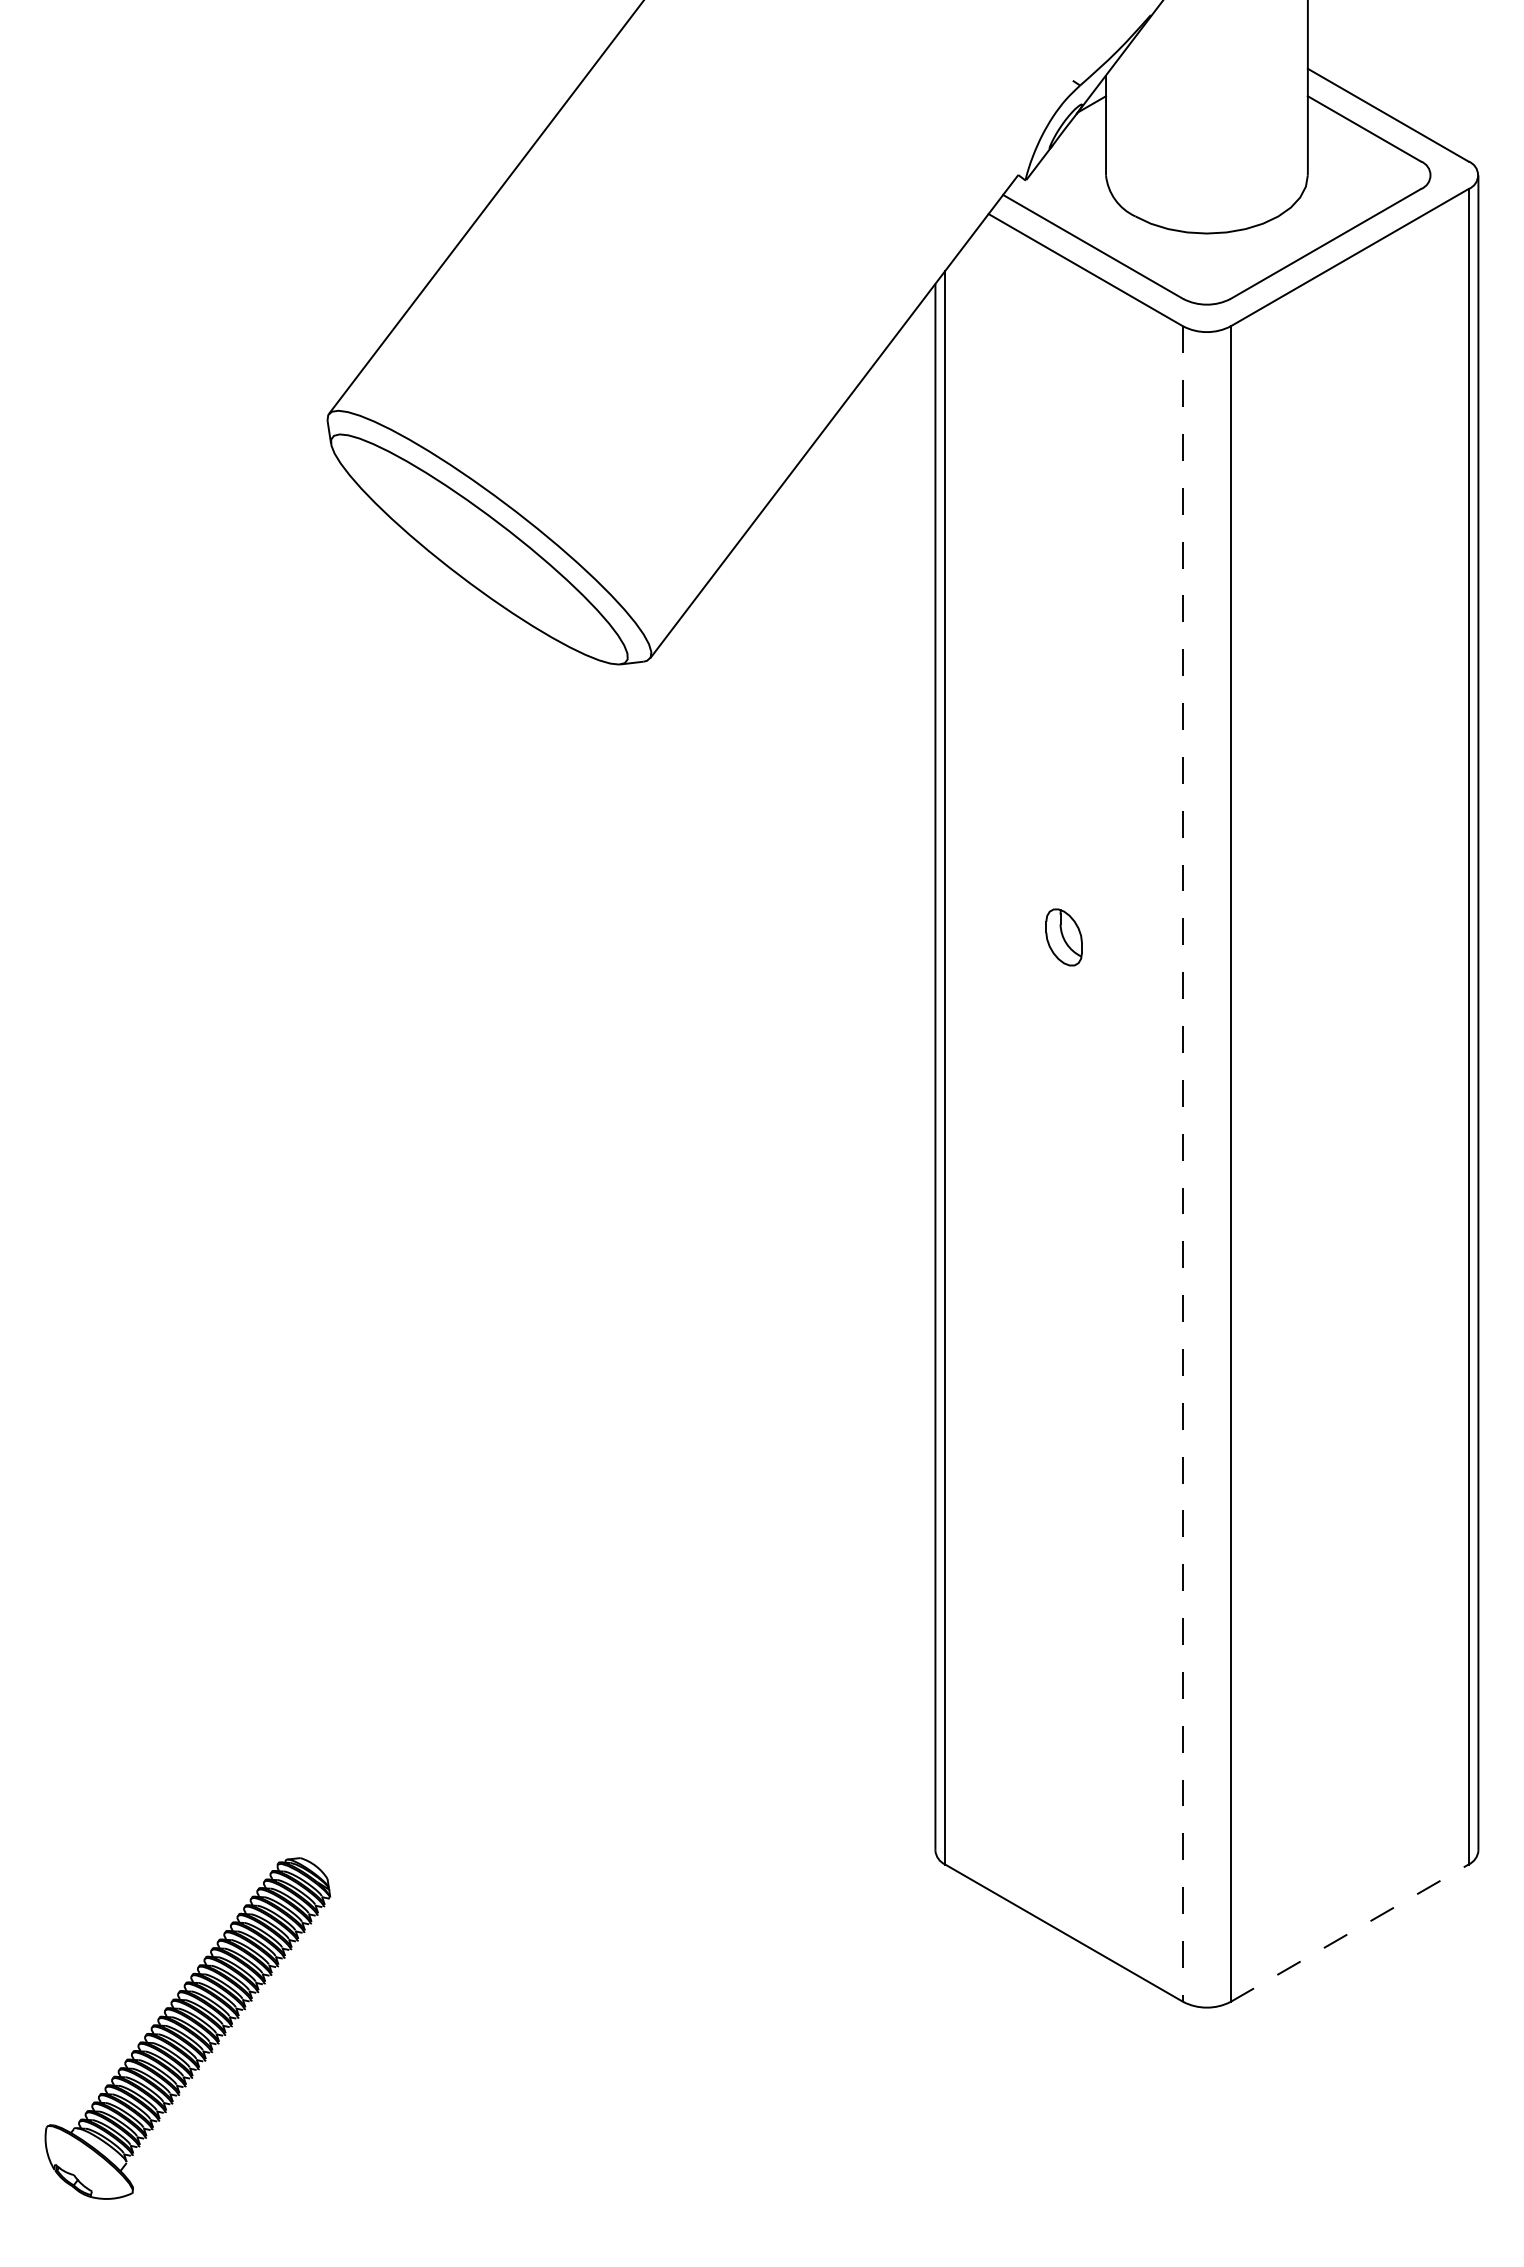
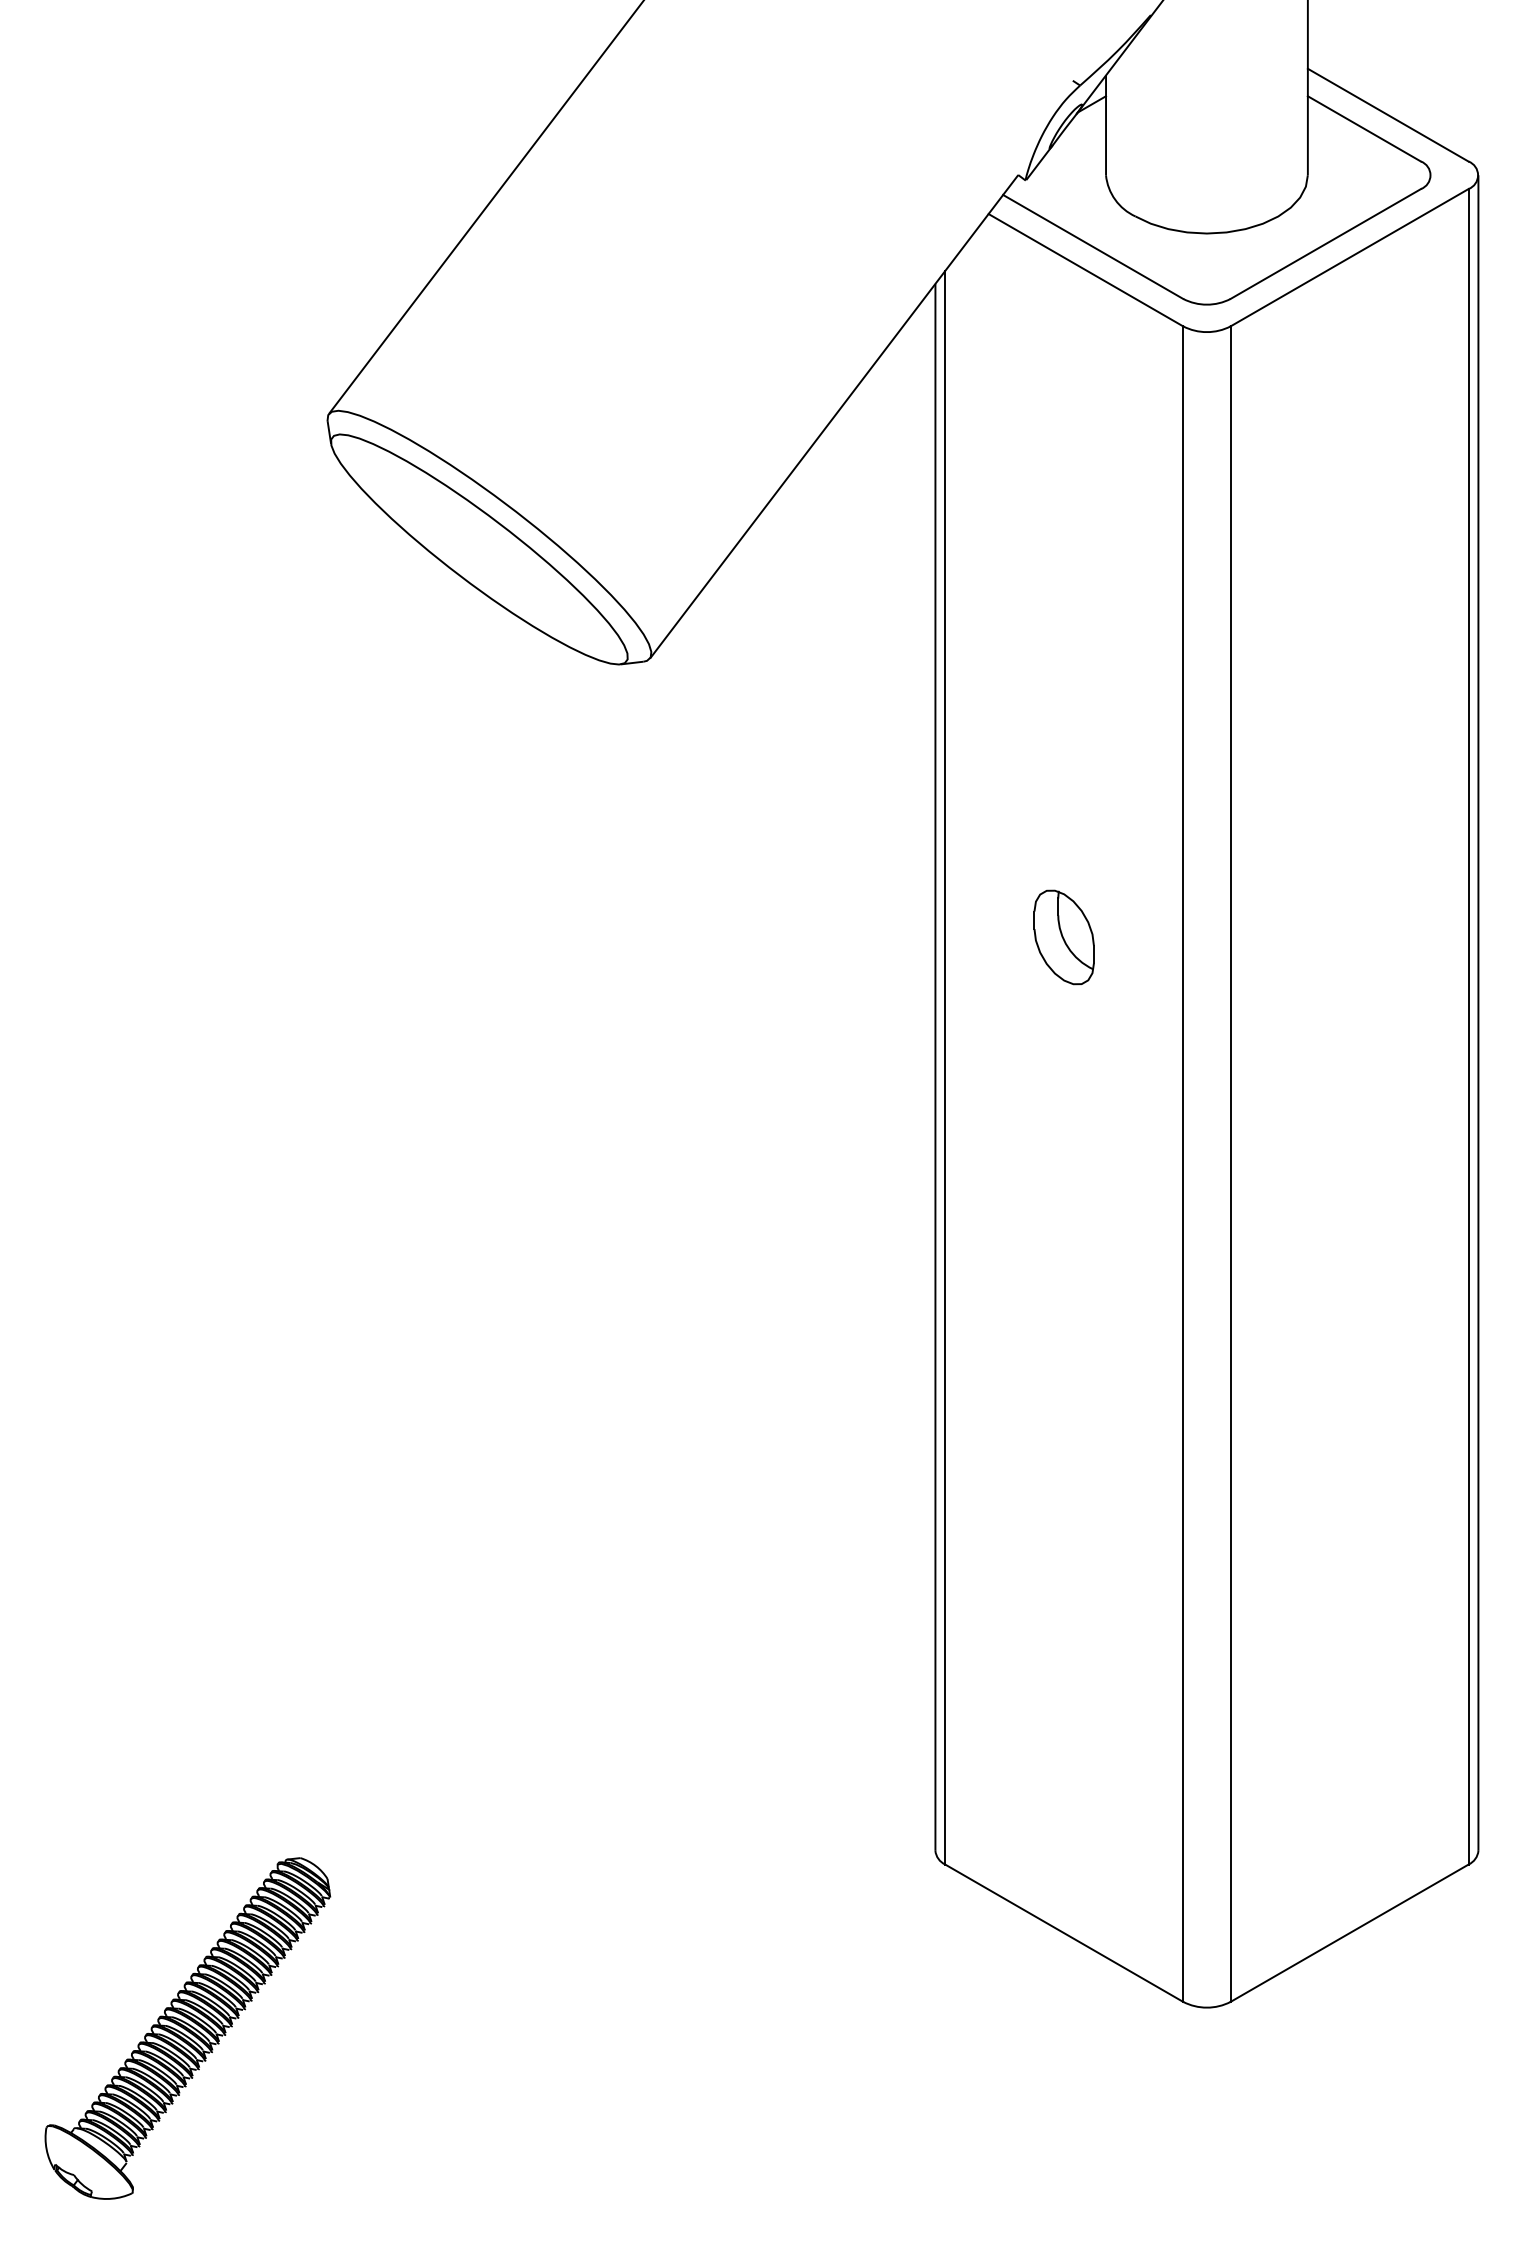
part size: 38x59 px -> 62x97 px (1063, 937)
line: dashed -> solid (1183, 1164)
line: dashed -> solid (1350, 1932)
